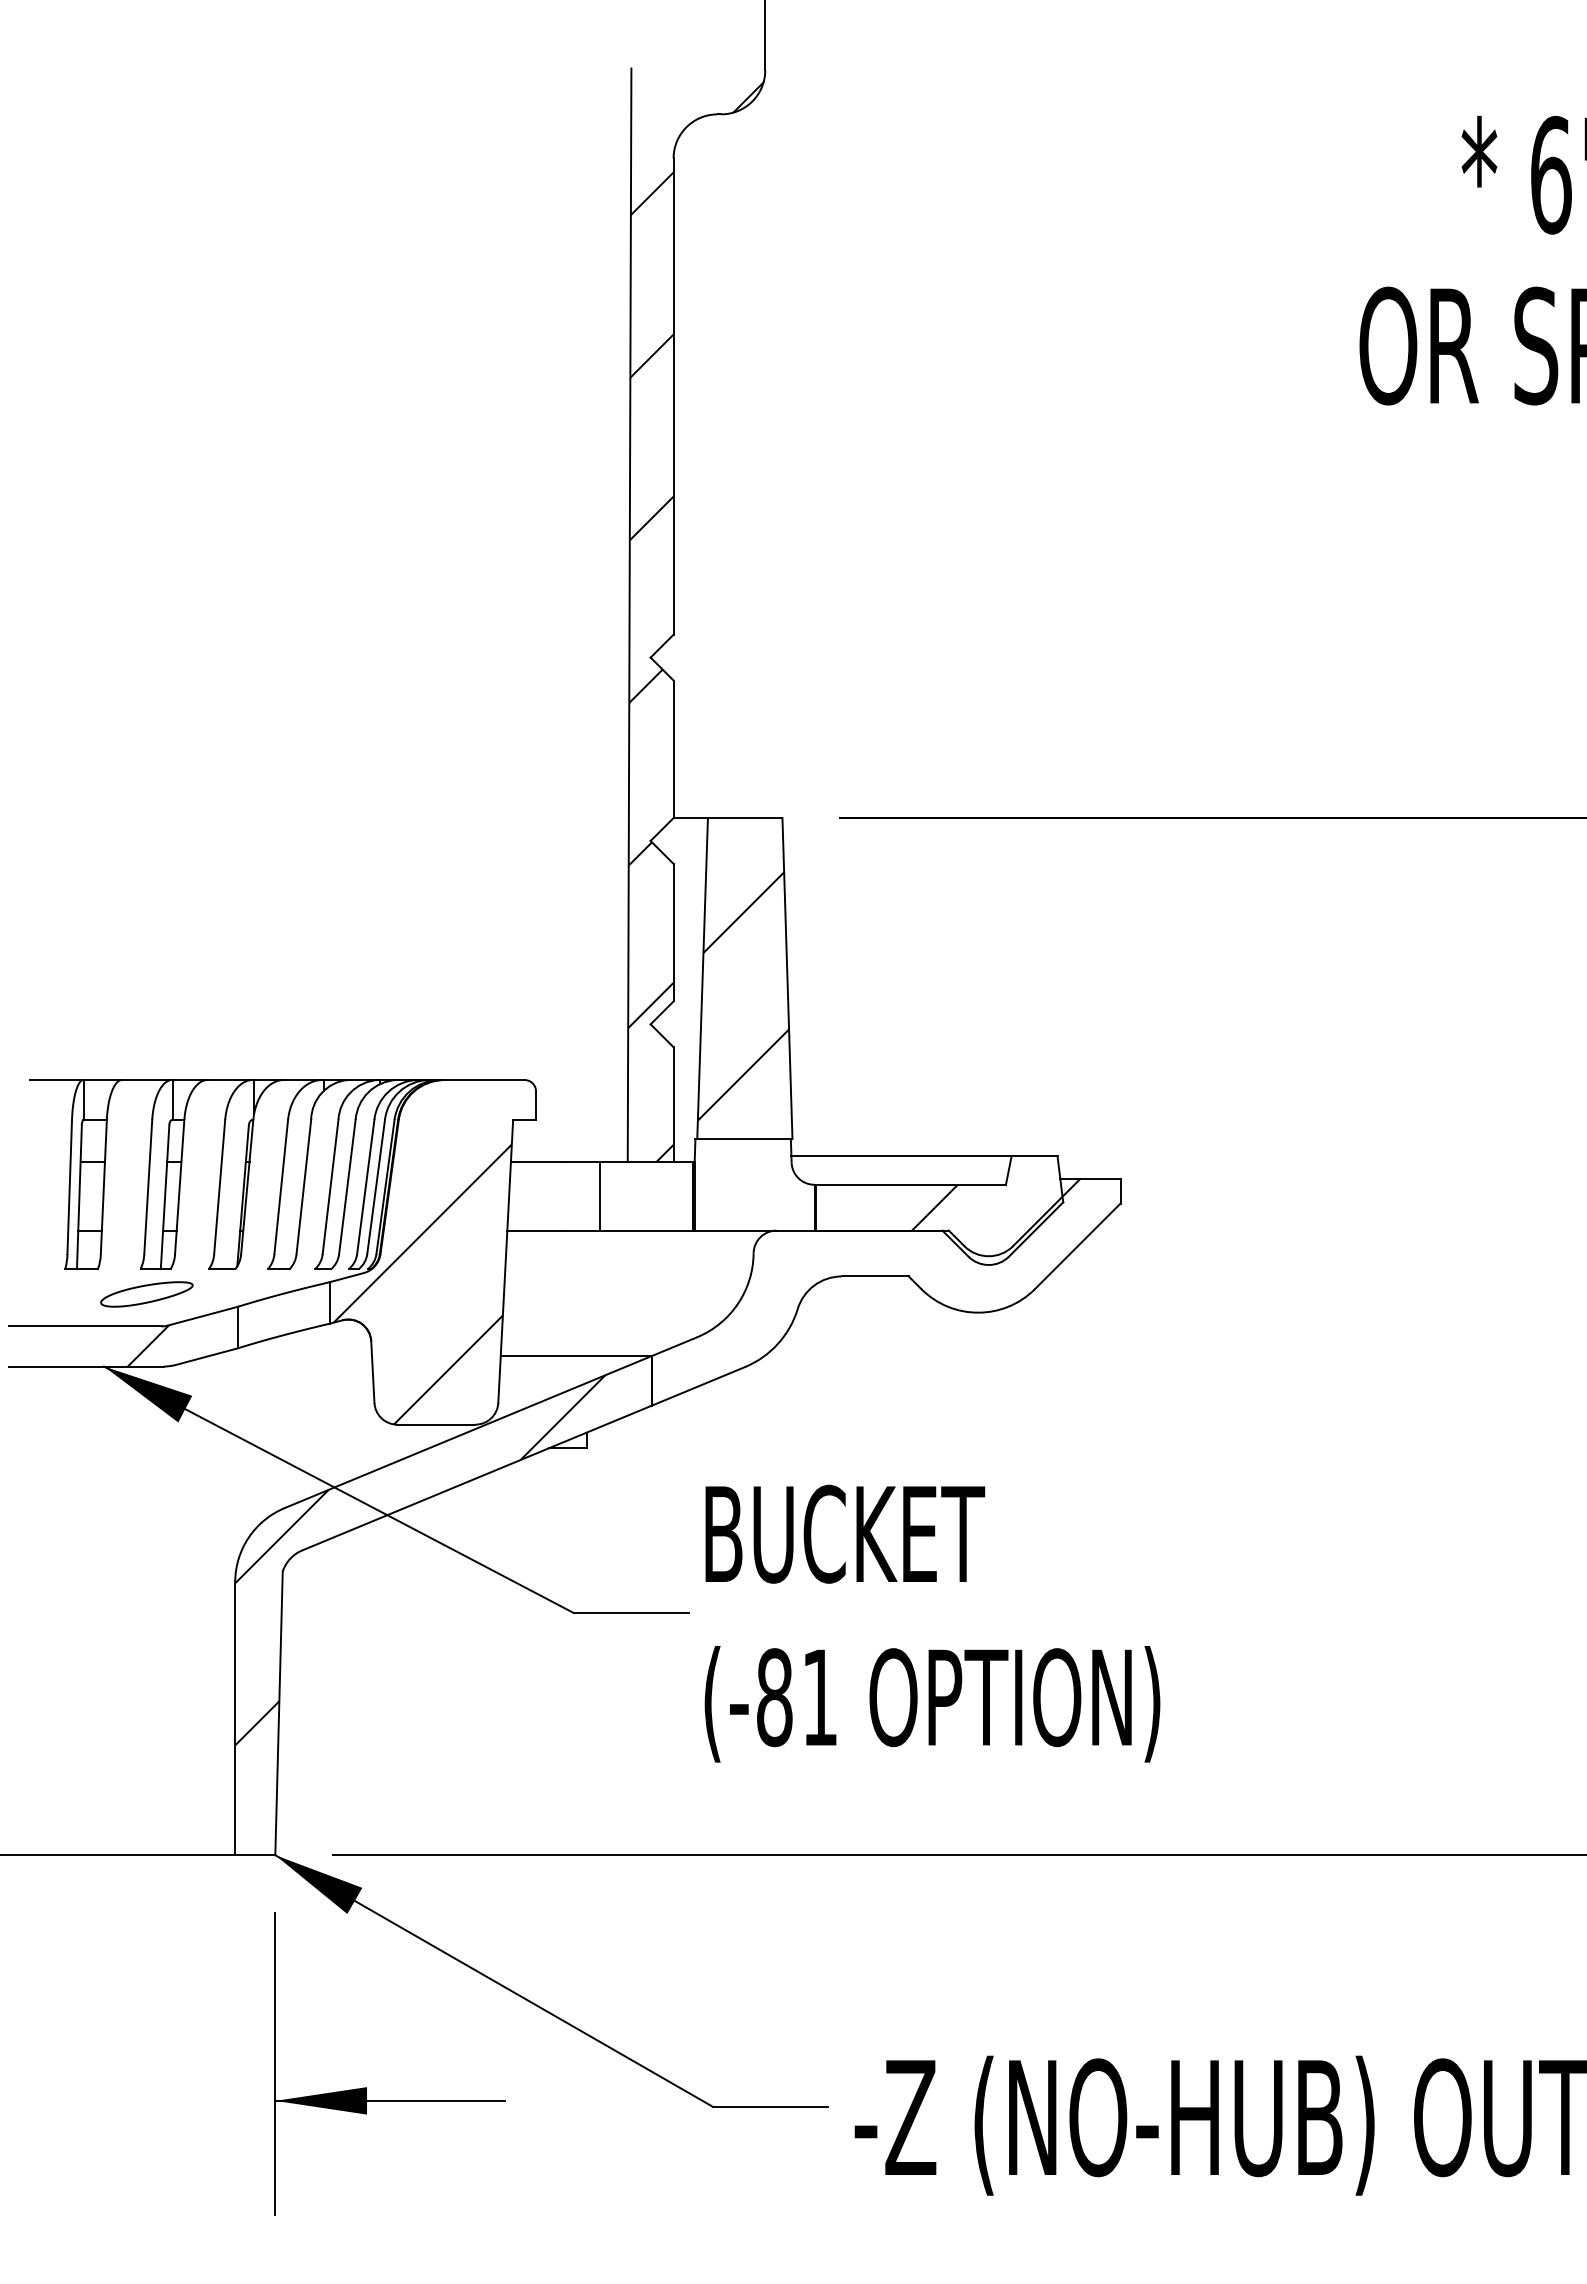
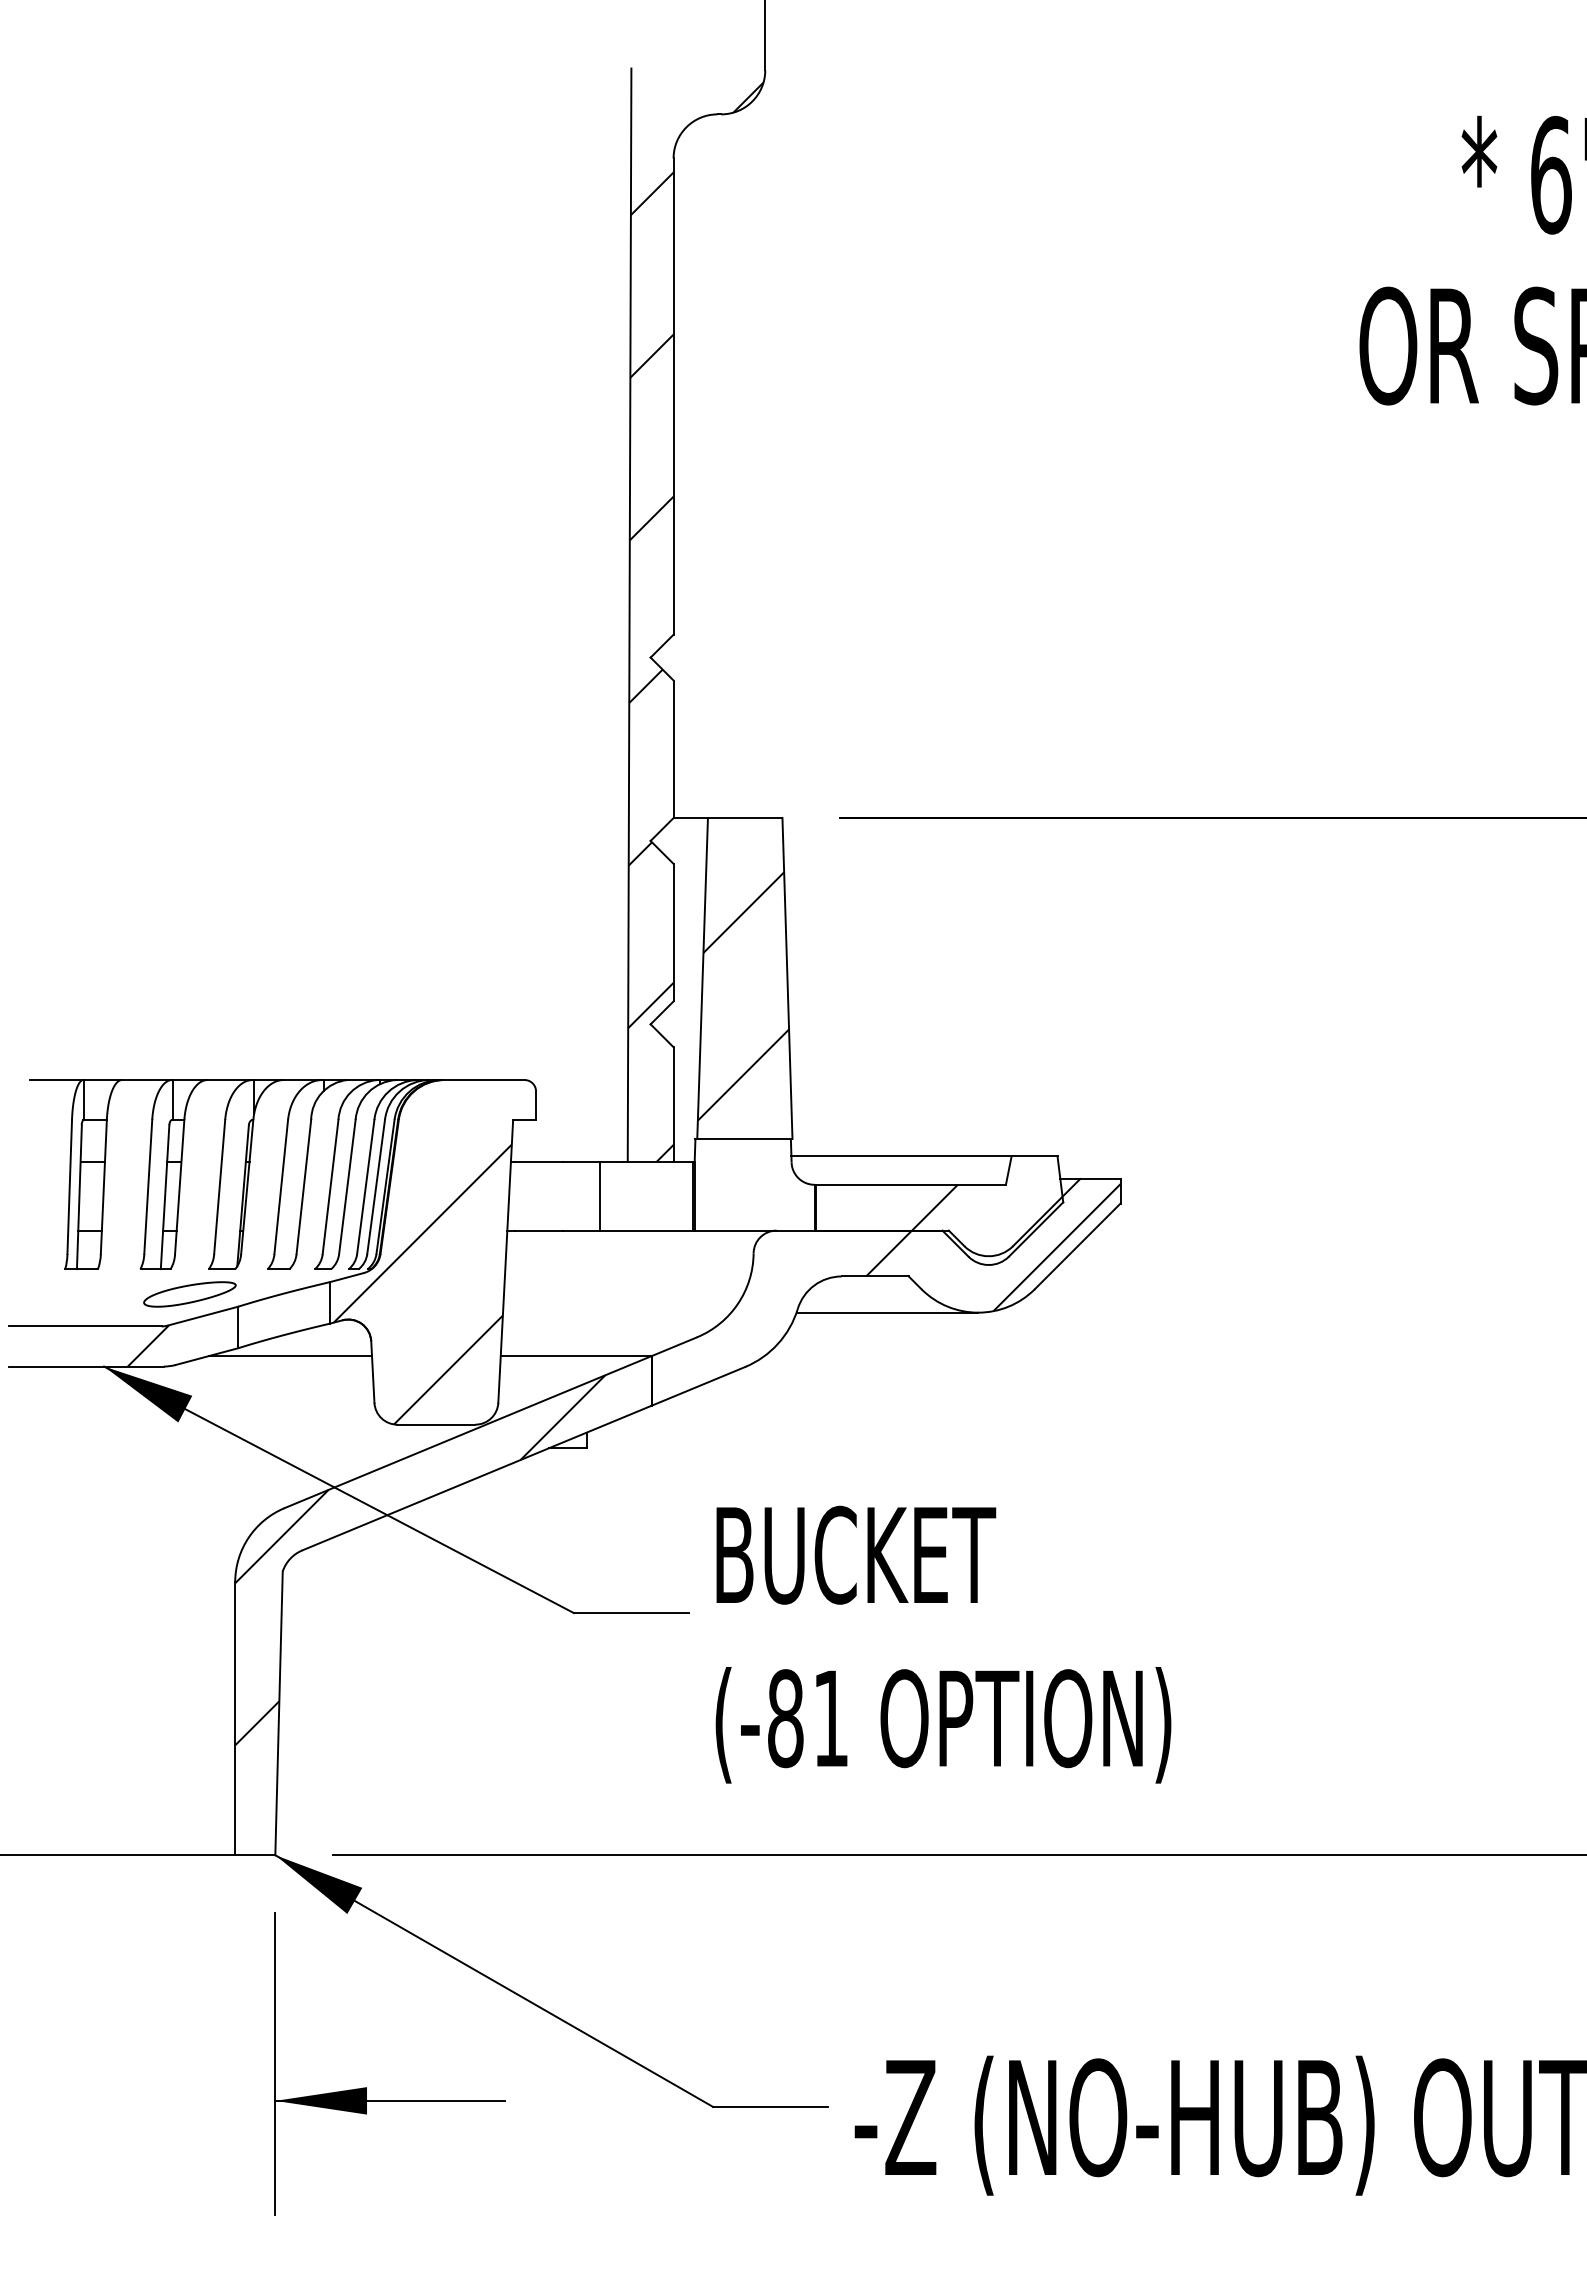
hatch: none -> present (993, 1247)
part position: (146, 1294) -> (189, 1294) (189, 1294)
line: none -> present (887, 1312)
line: none -> present (290, 1356)
text position: (932, 1623) -> (943, 1644) (943, 1644)
